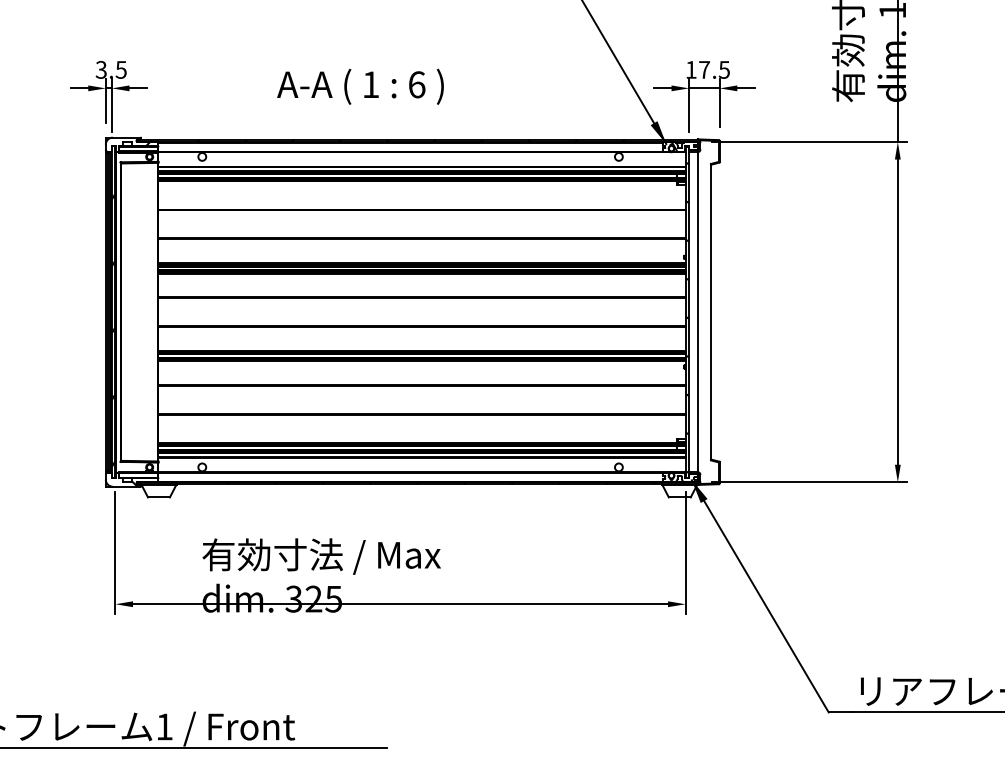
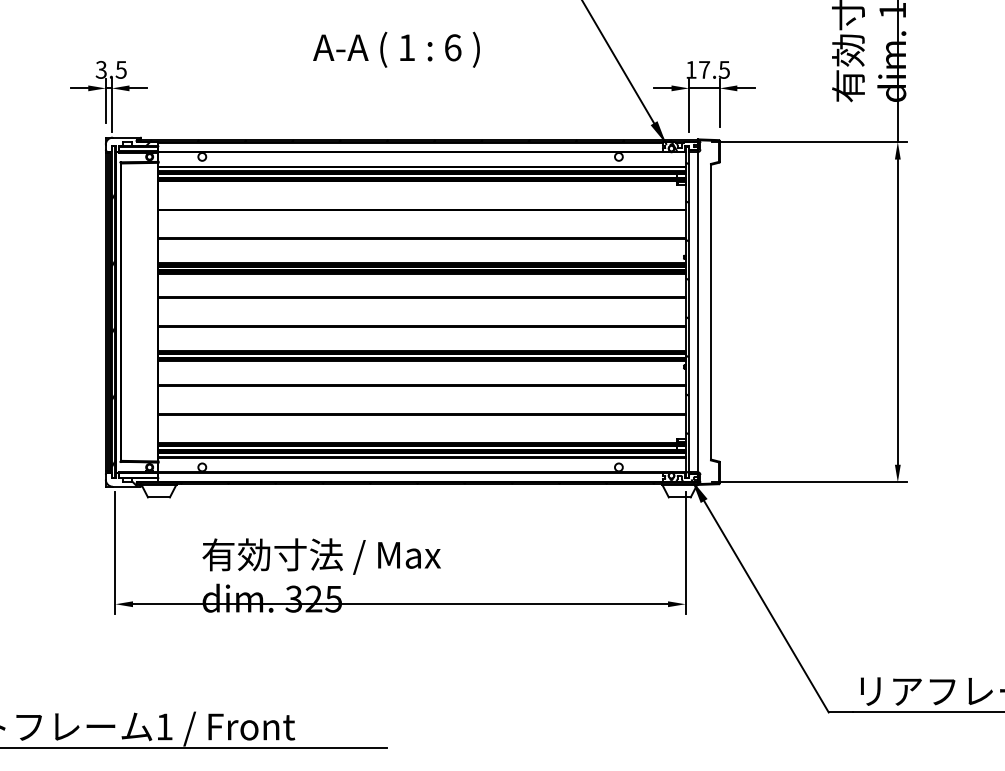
text position: (360, 86) -> (396, 49) (396, 49)
